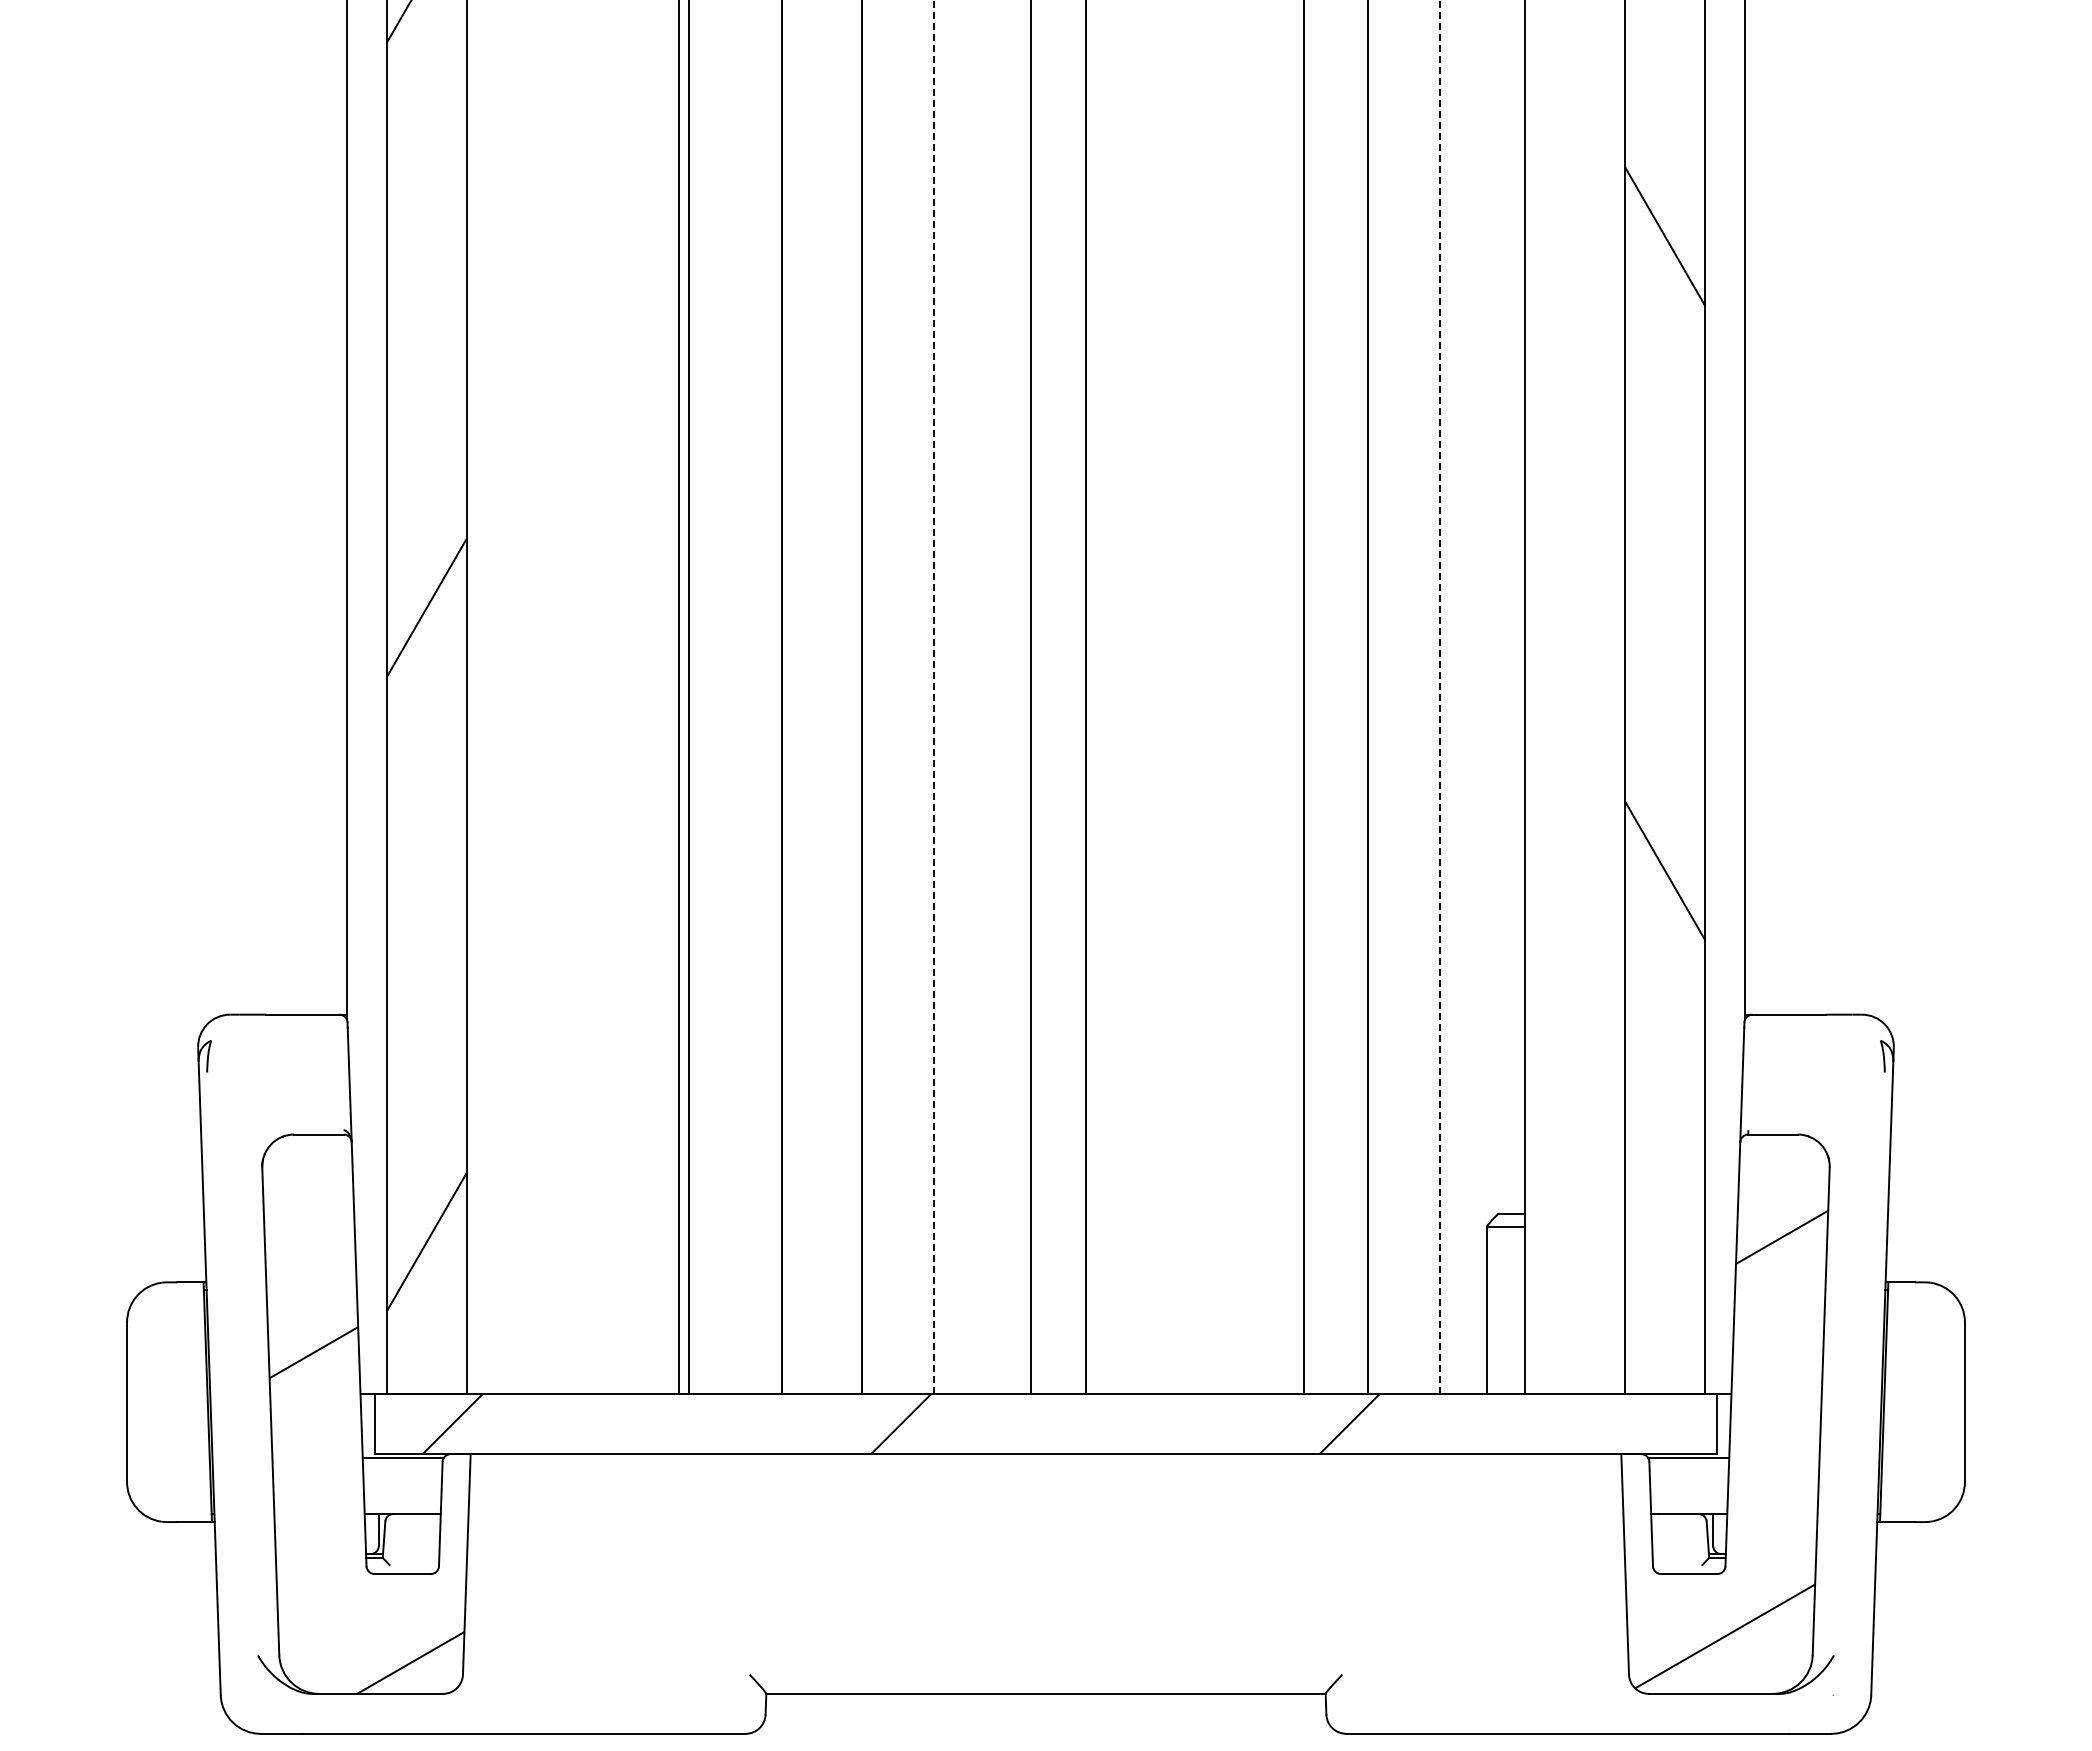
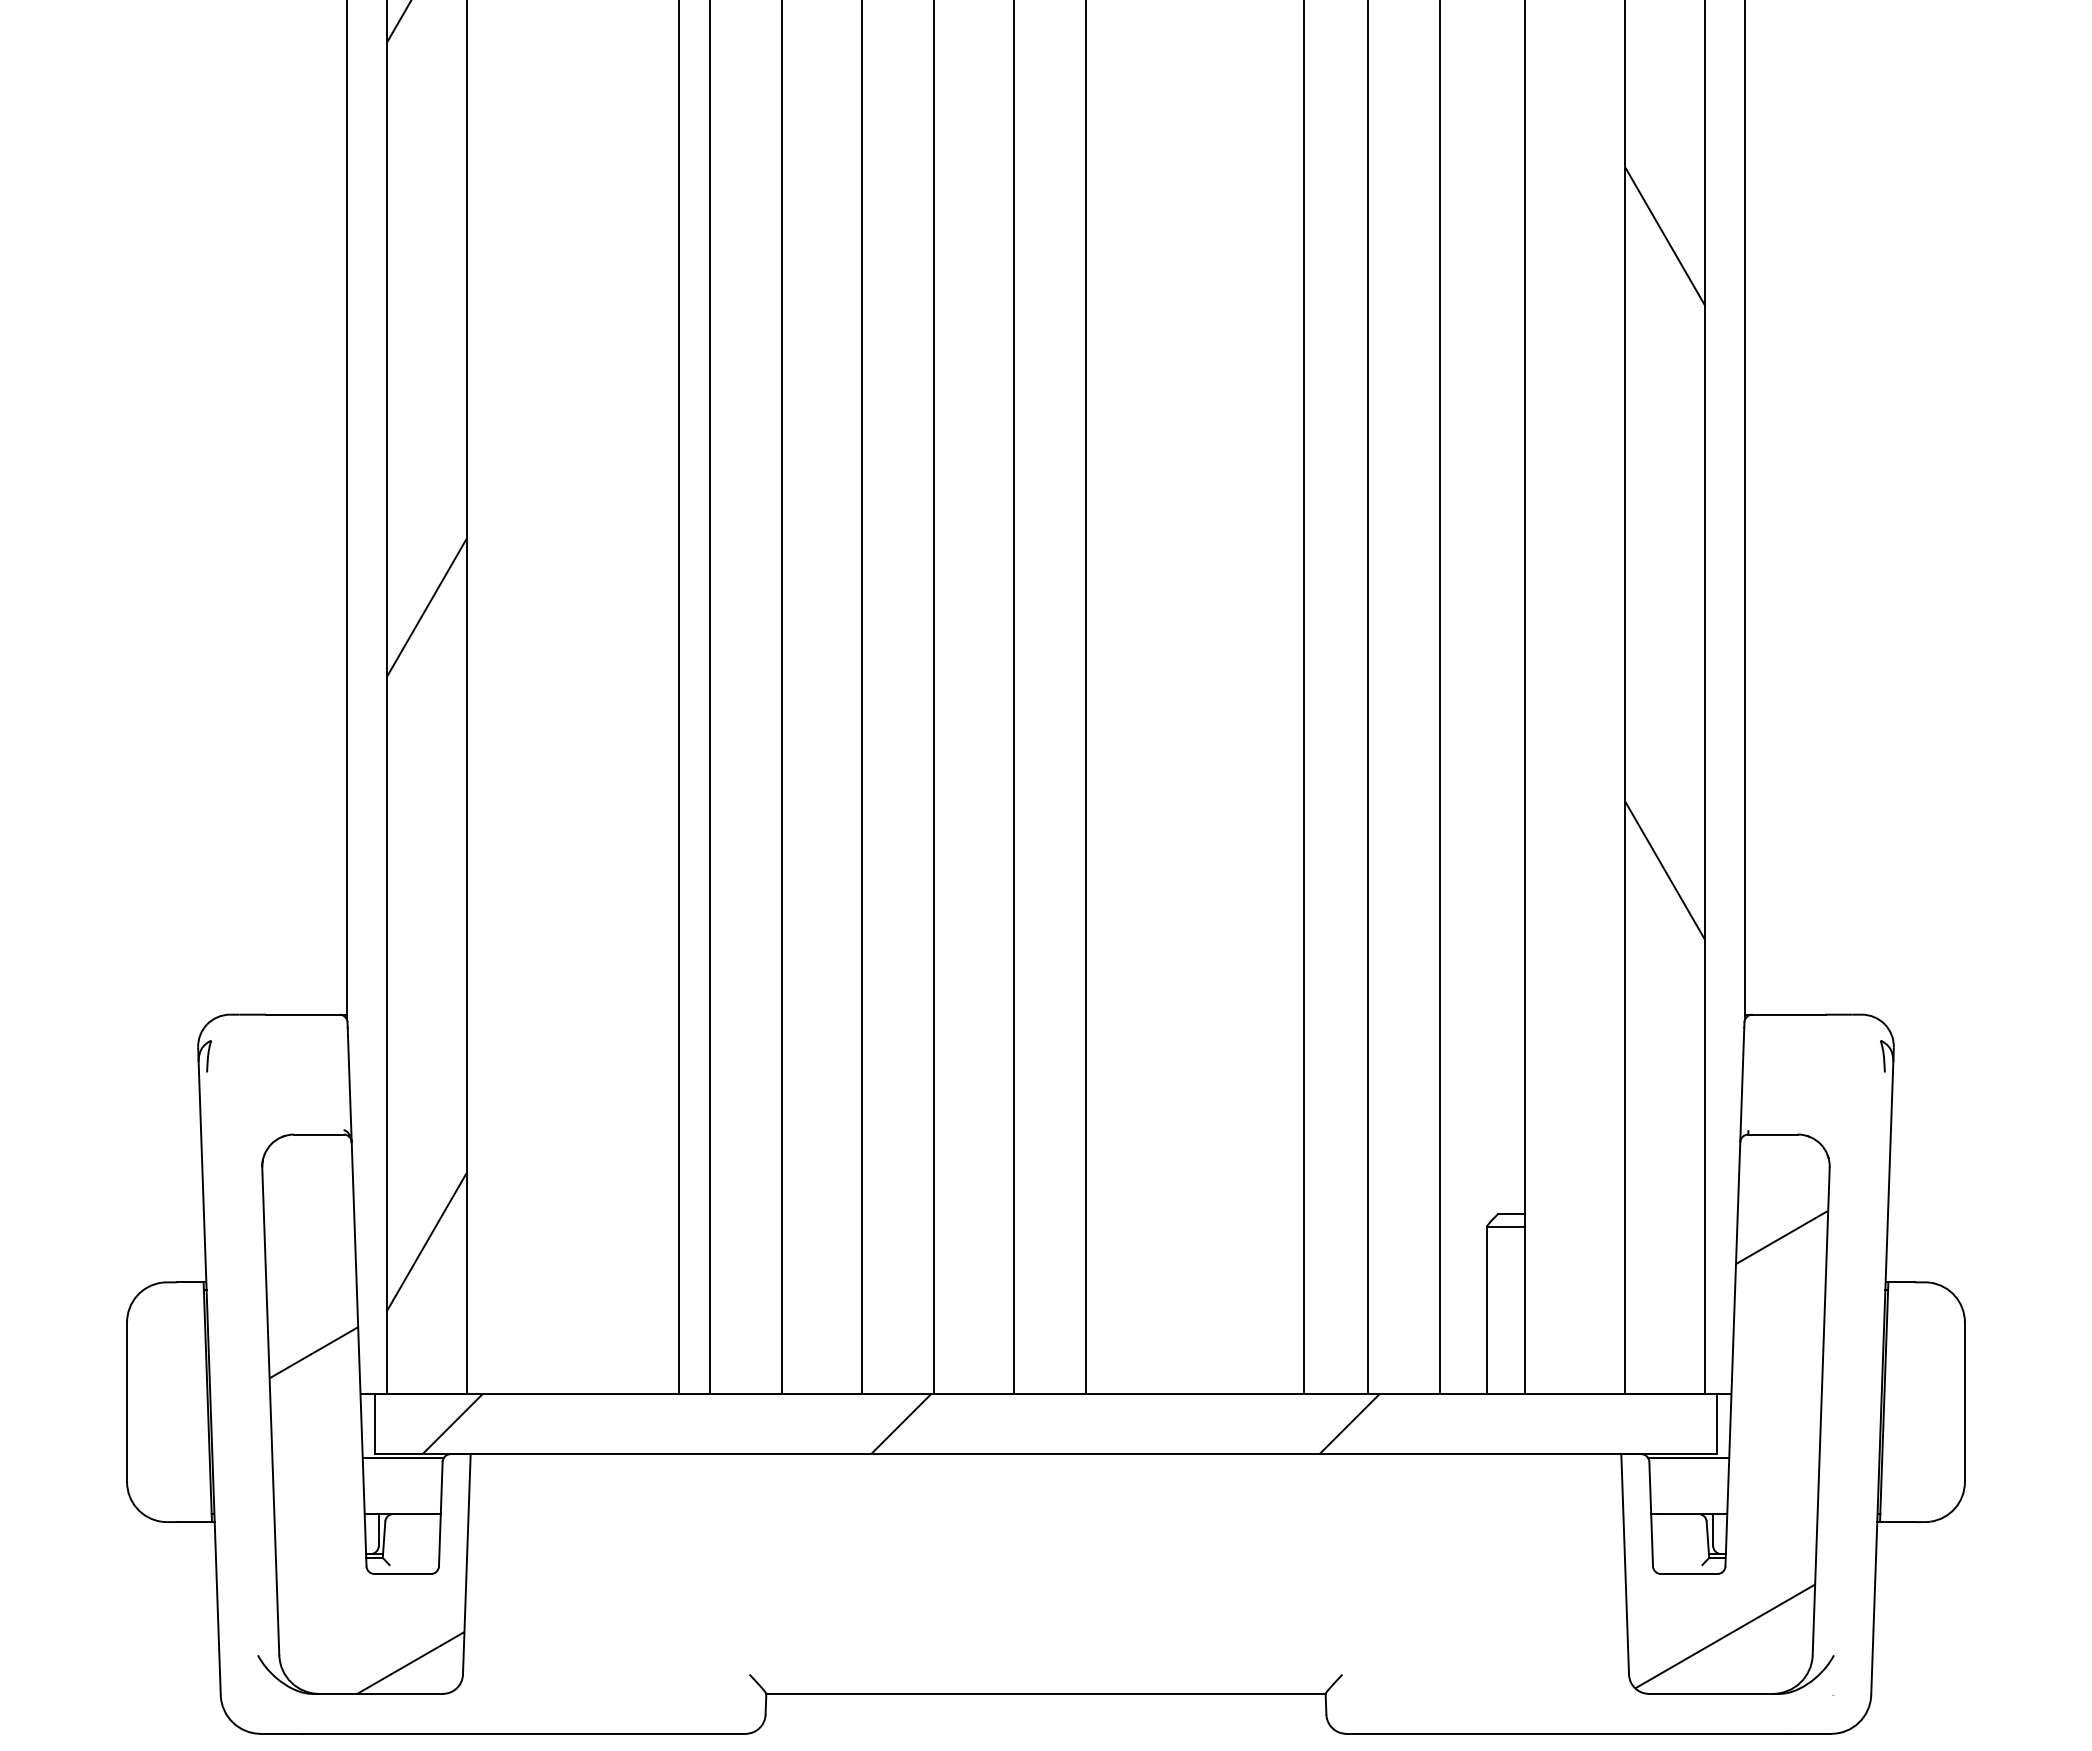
line position: (689, 698) -> (710, 698) (710, 698)
line: dashed -> solid (934, 698)
line position: (1031, 698) -> (1014, 698) (1014, 698)
line: dashed -> solid (1439, 698)
